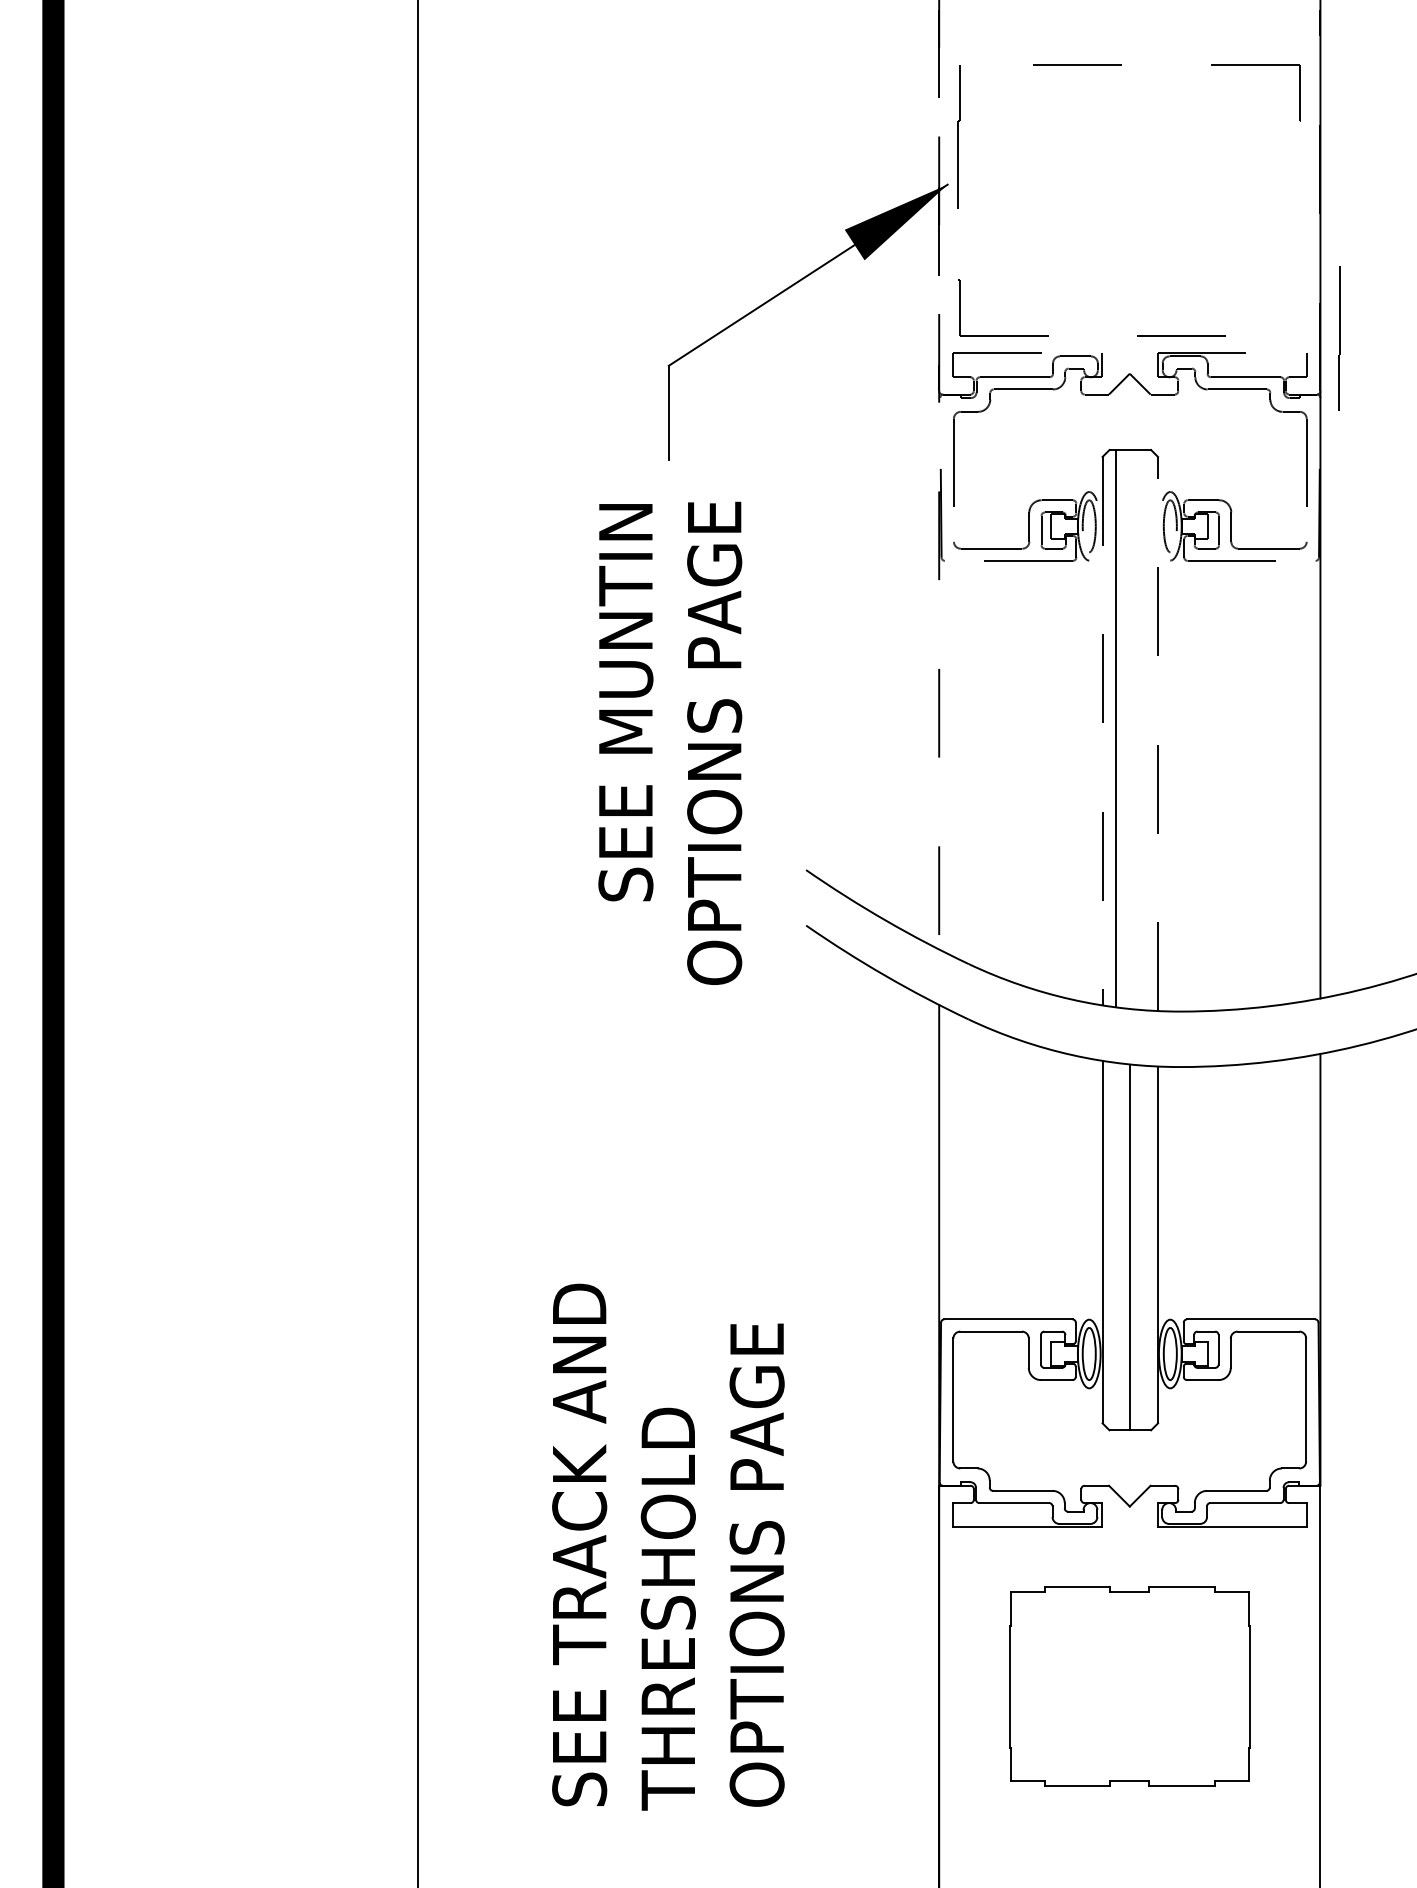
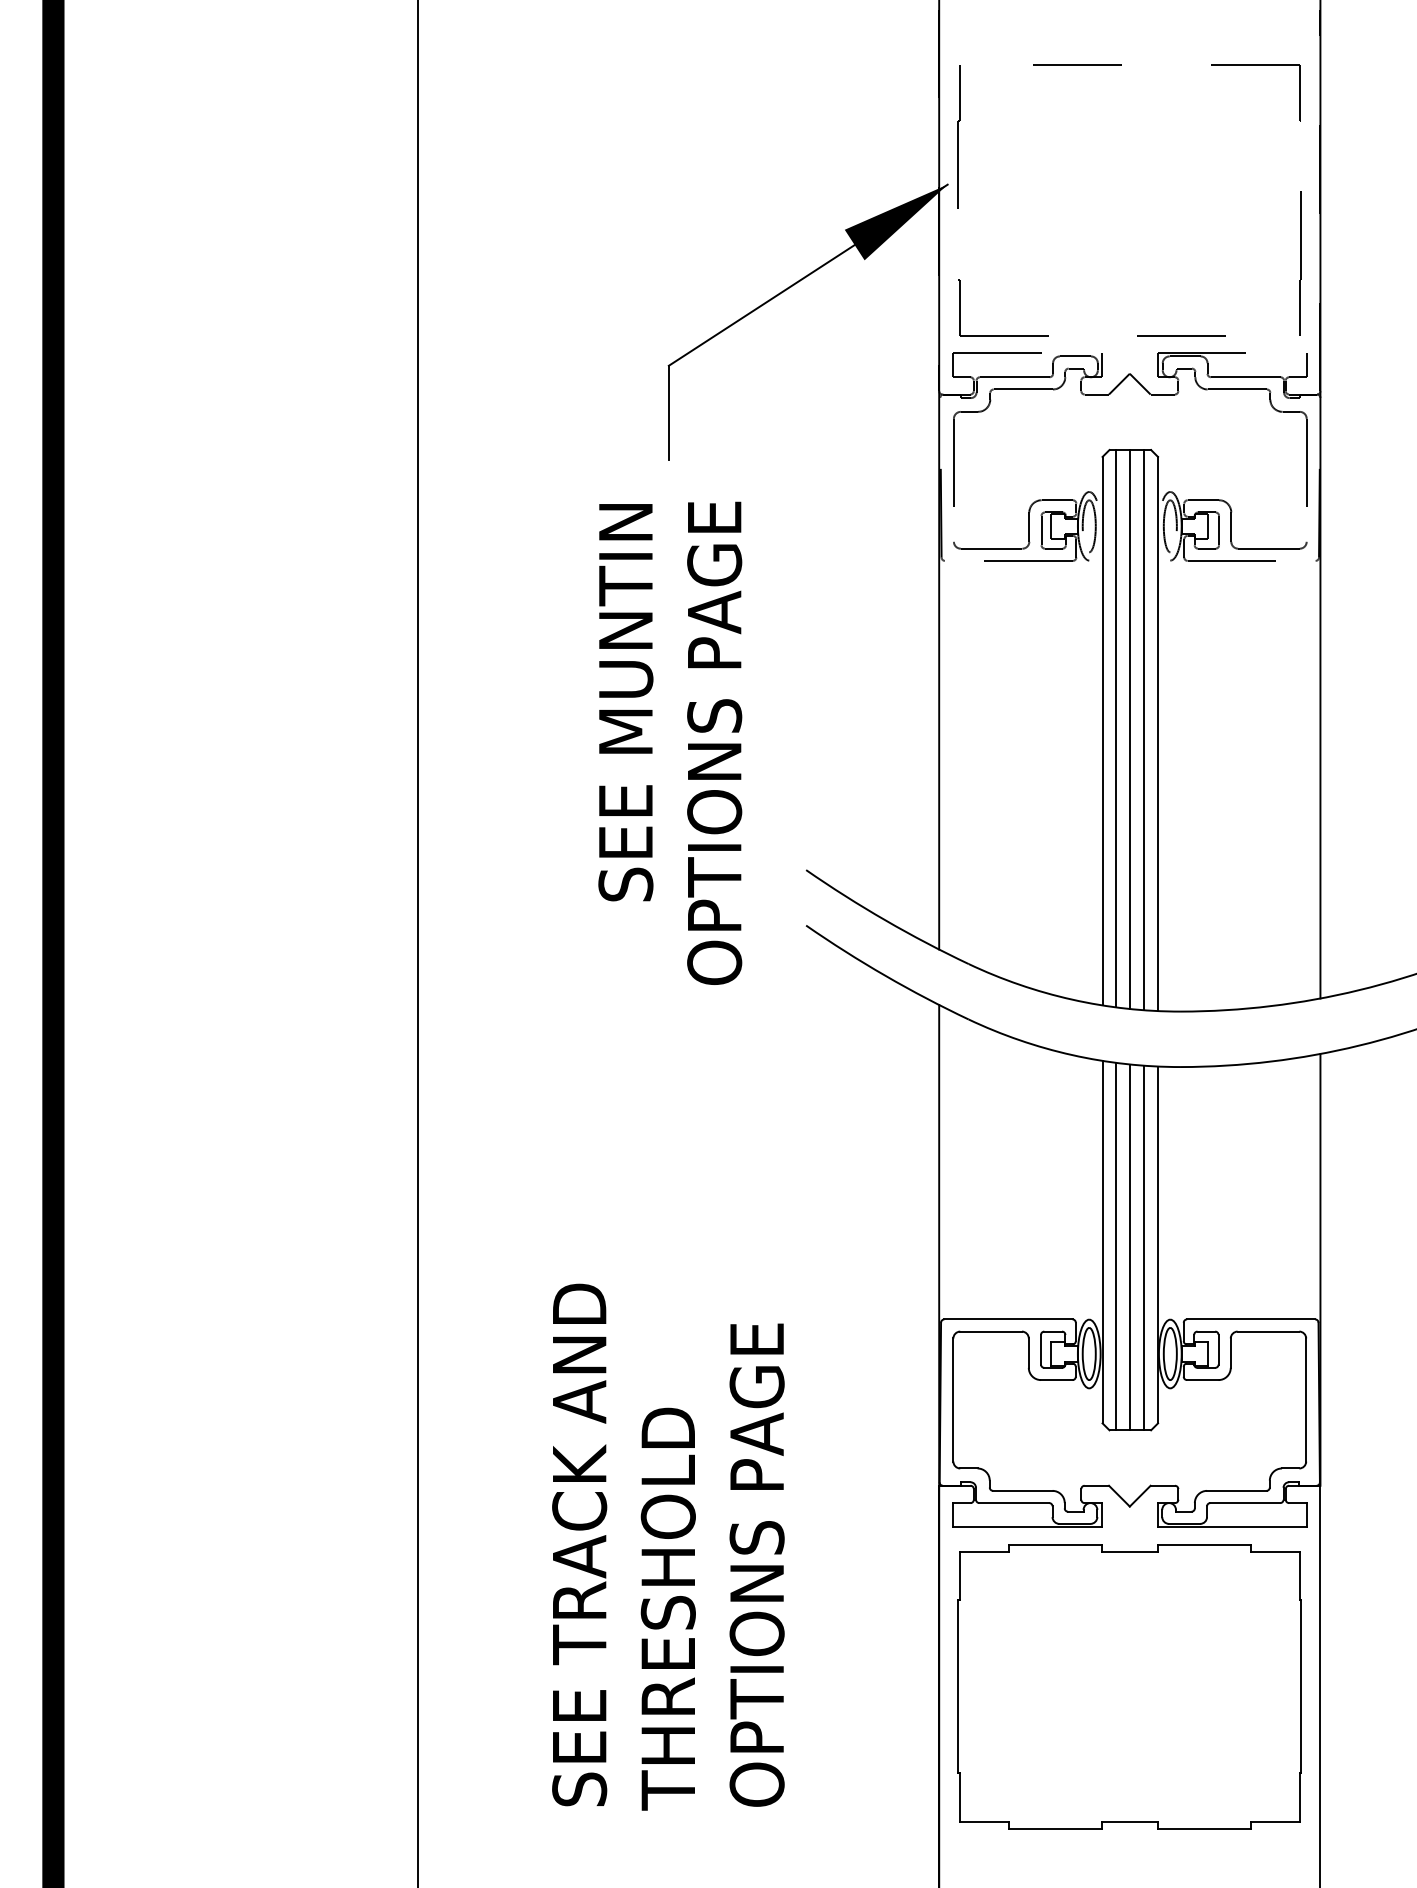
line position: (1339, 338) -> (1300, 263) (1300, 263)
line: dashed -> solid (939, 475)
line: none -> present (1130, 729)
line: none -> present (1144, 730)
line: dashed -> solid (1102, 731)
line: dashed -> solid (1158, 733)
line: none -> present (1116, 1246)
line: none -> present (1144, 1247)
part size: 242x201 px -> 345x286 px (1129, 1686)
